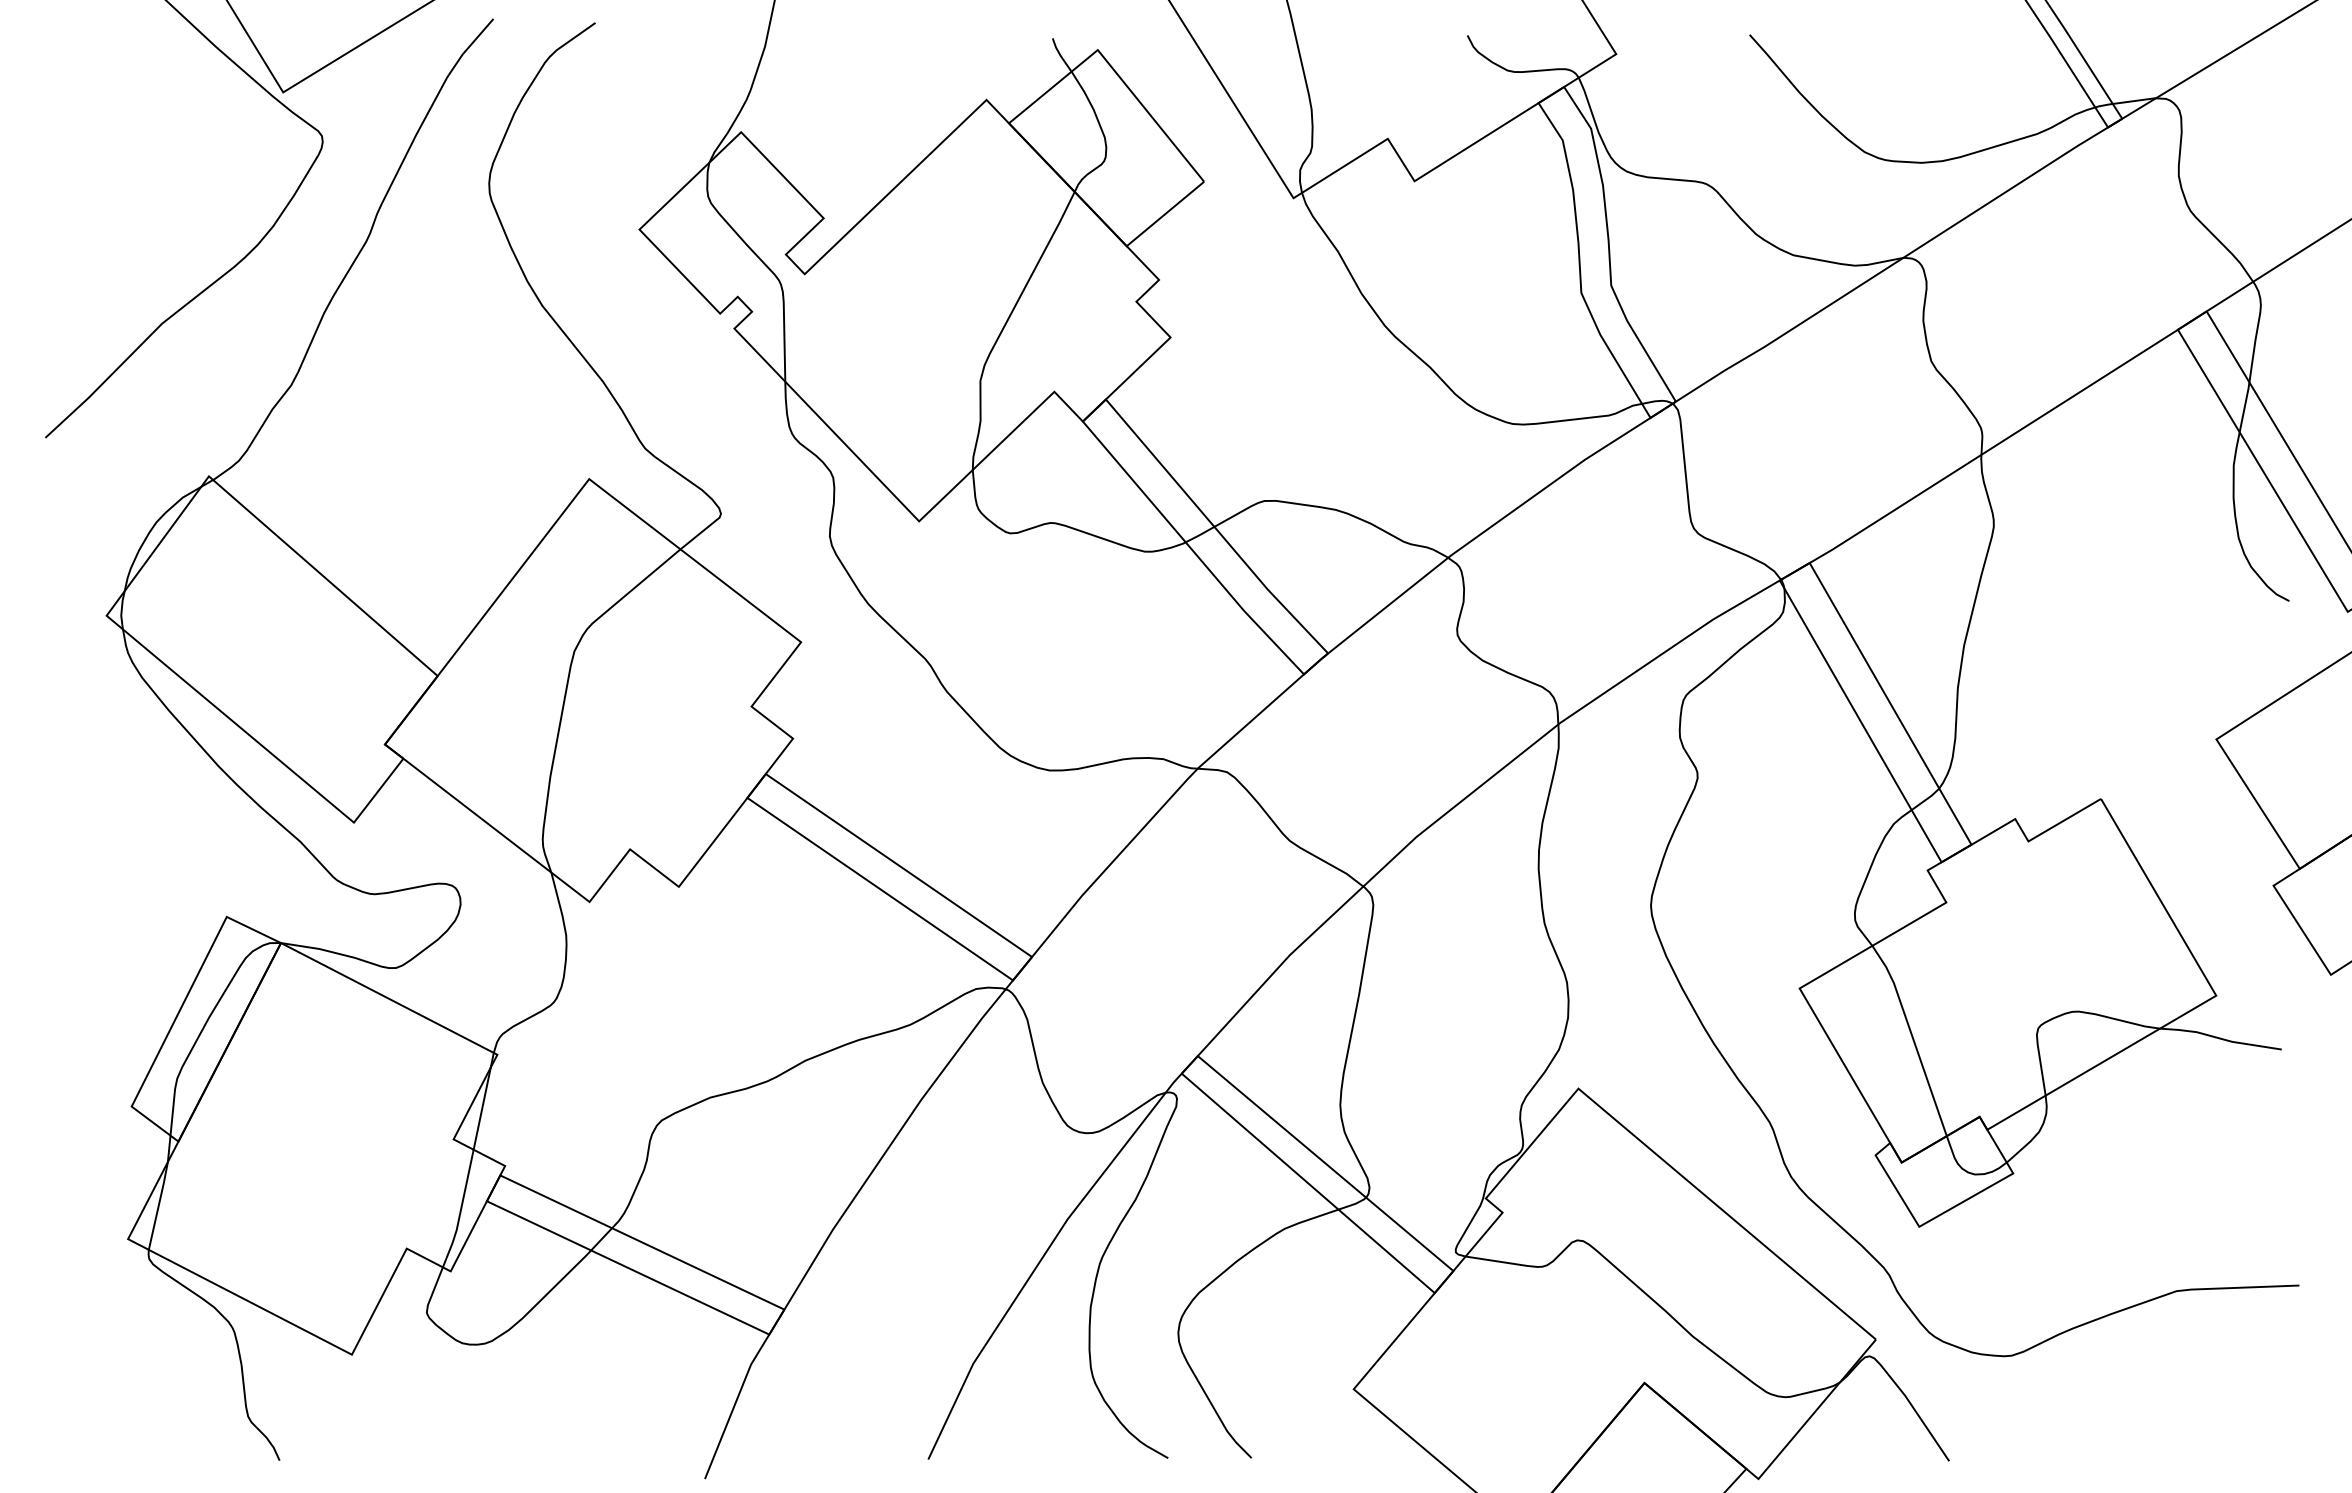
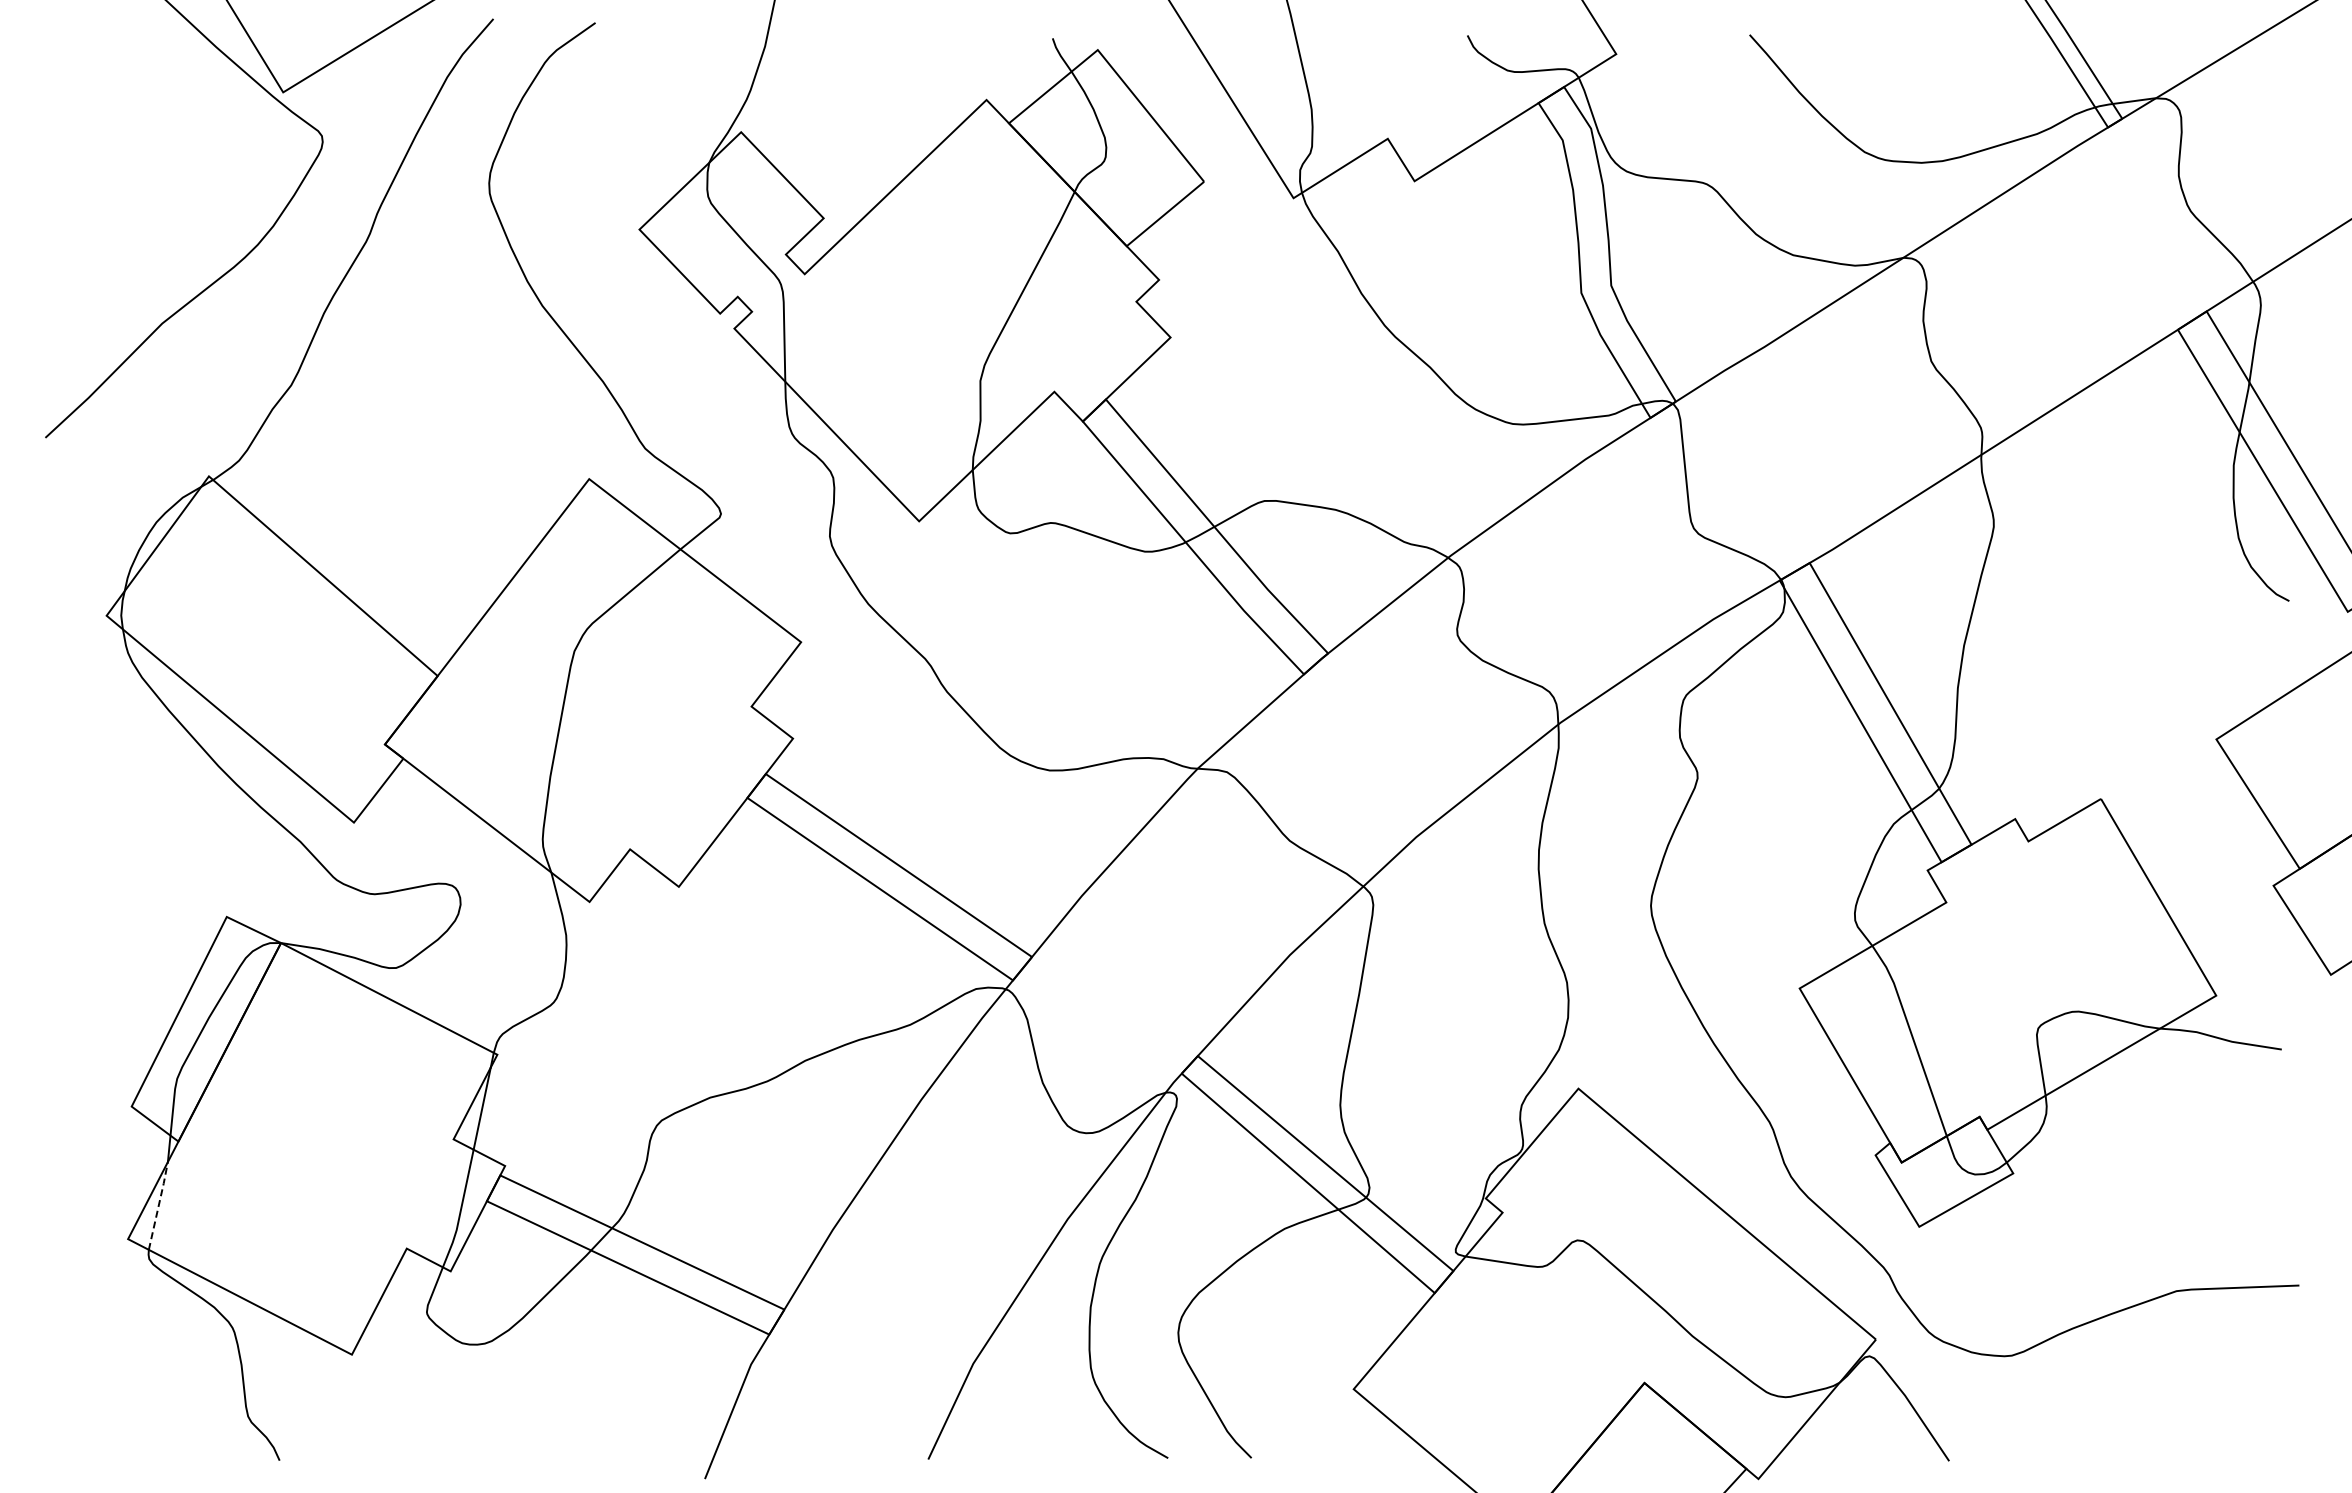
line: solid -> dashed (158, 1205)
